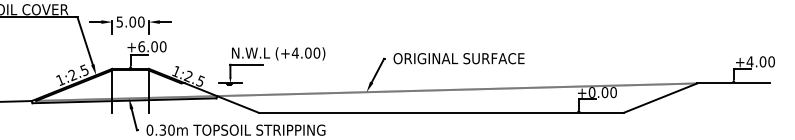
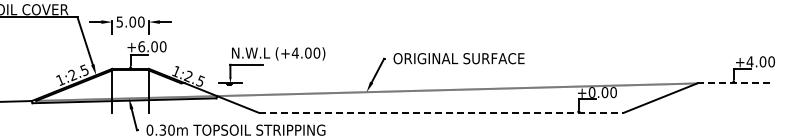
line: solid -> dashed (733, 83)
line: solid -> dashed (441, 112)
